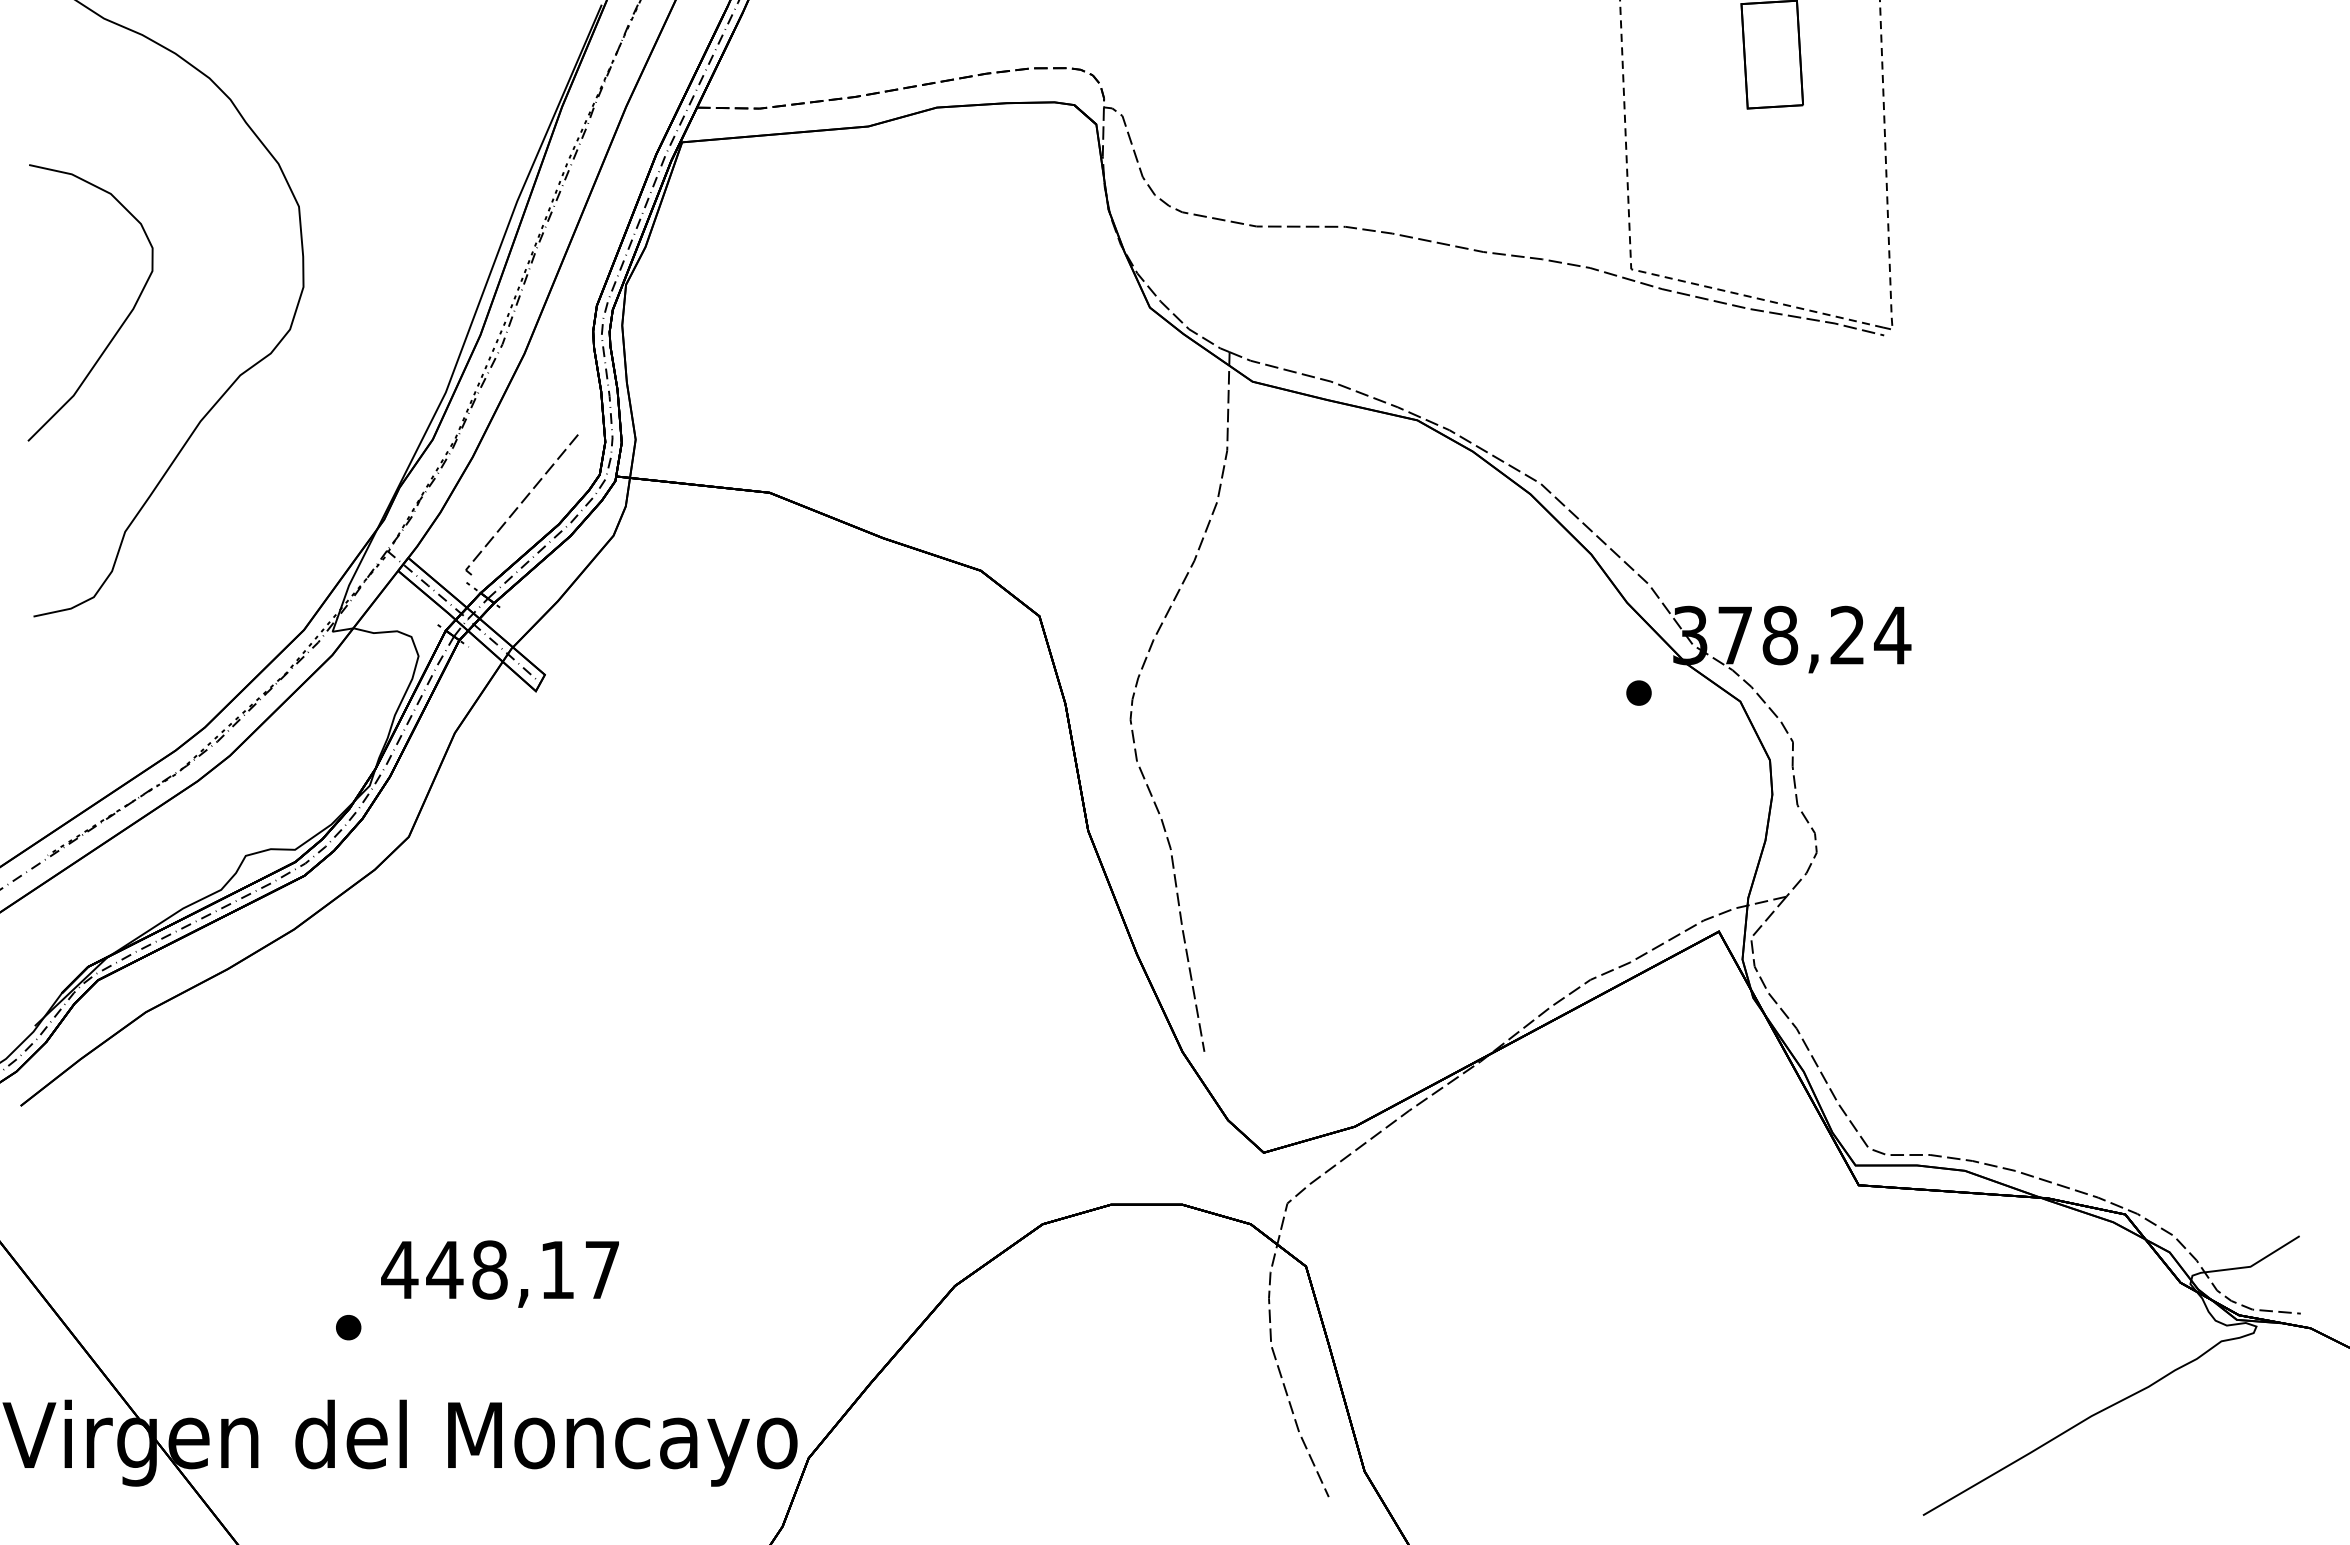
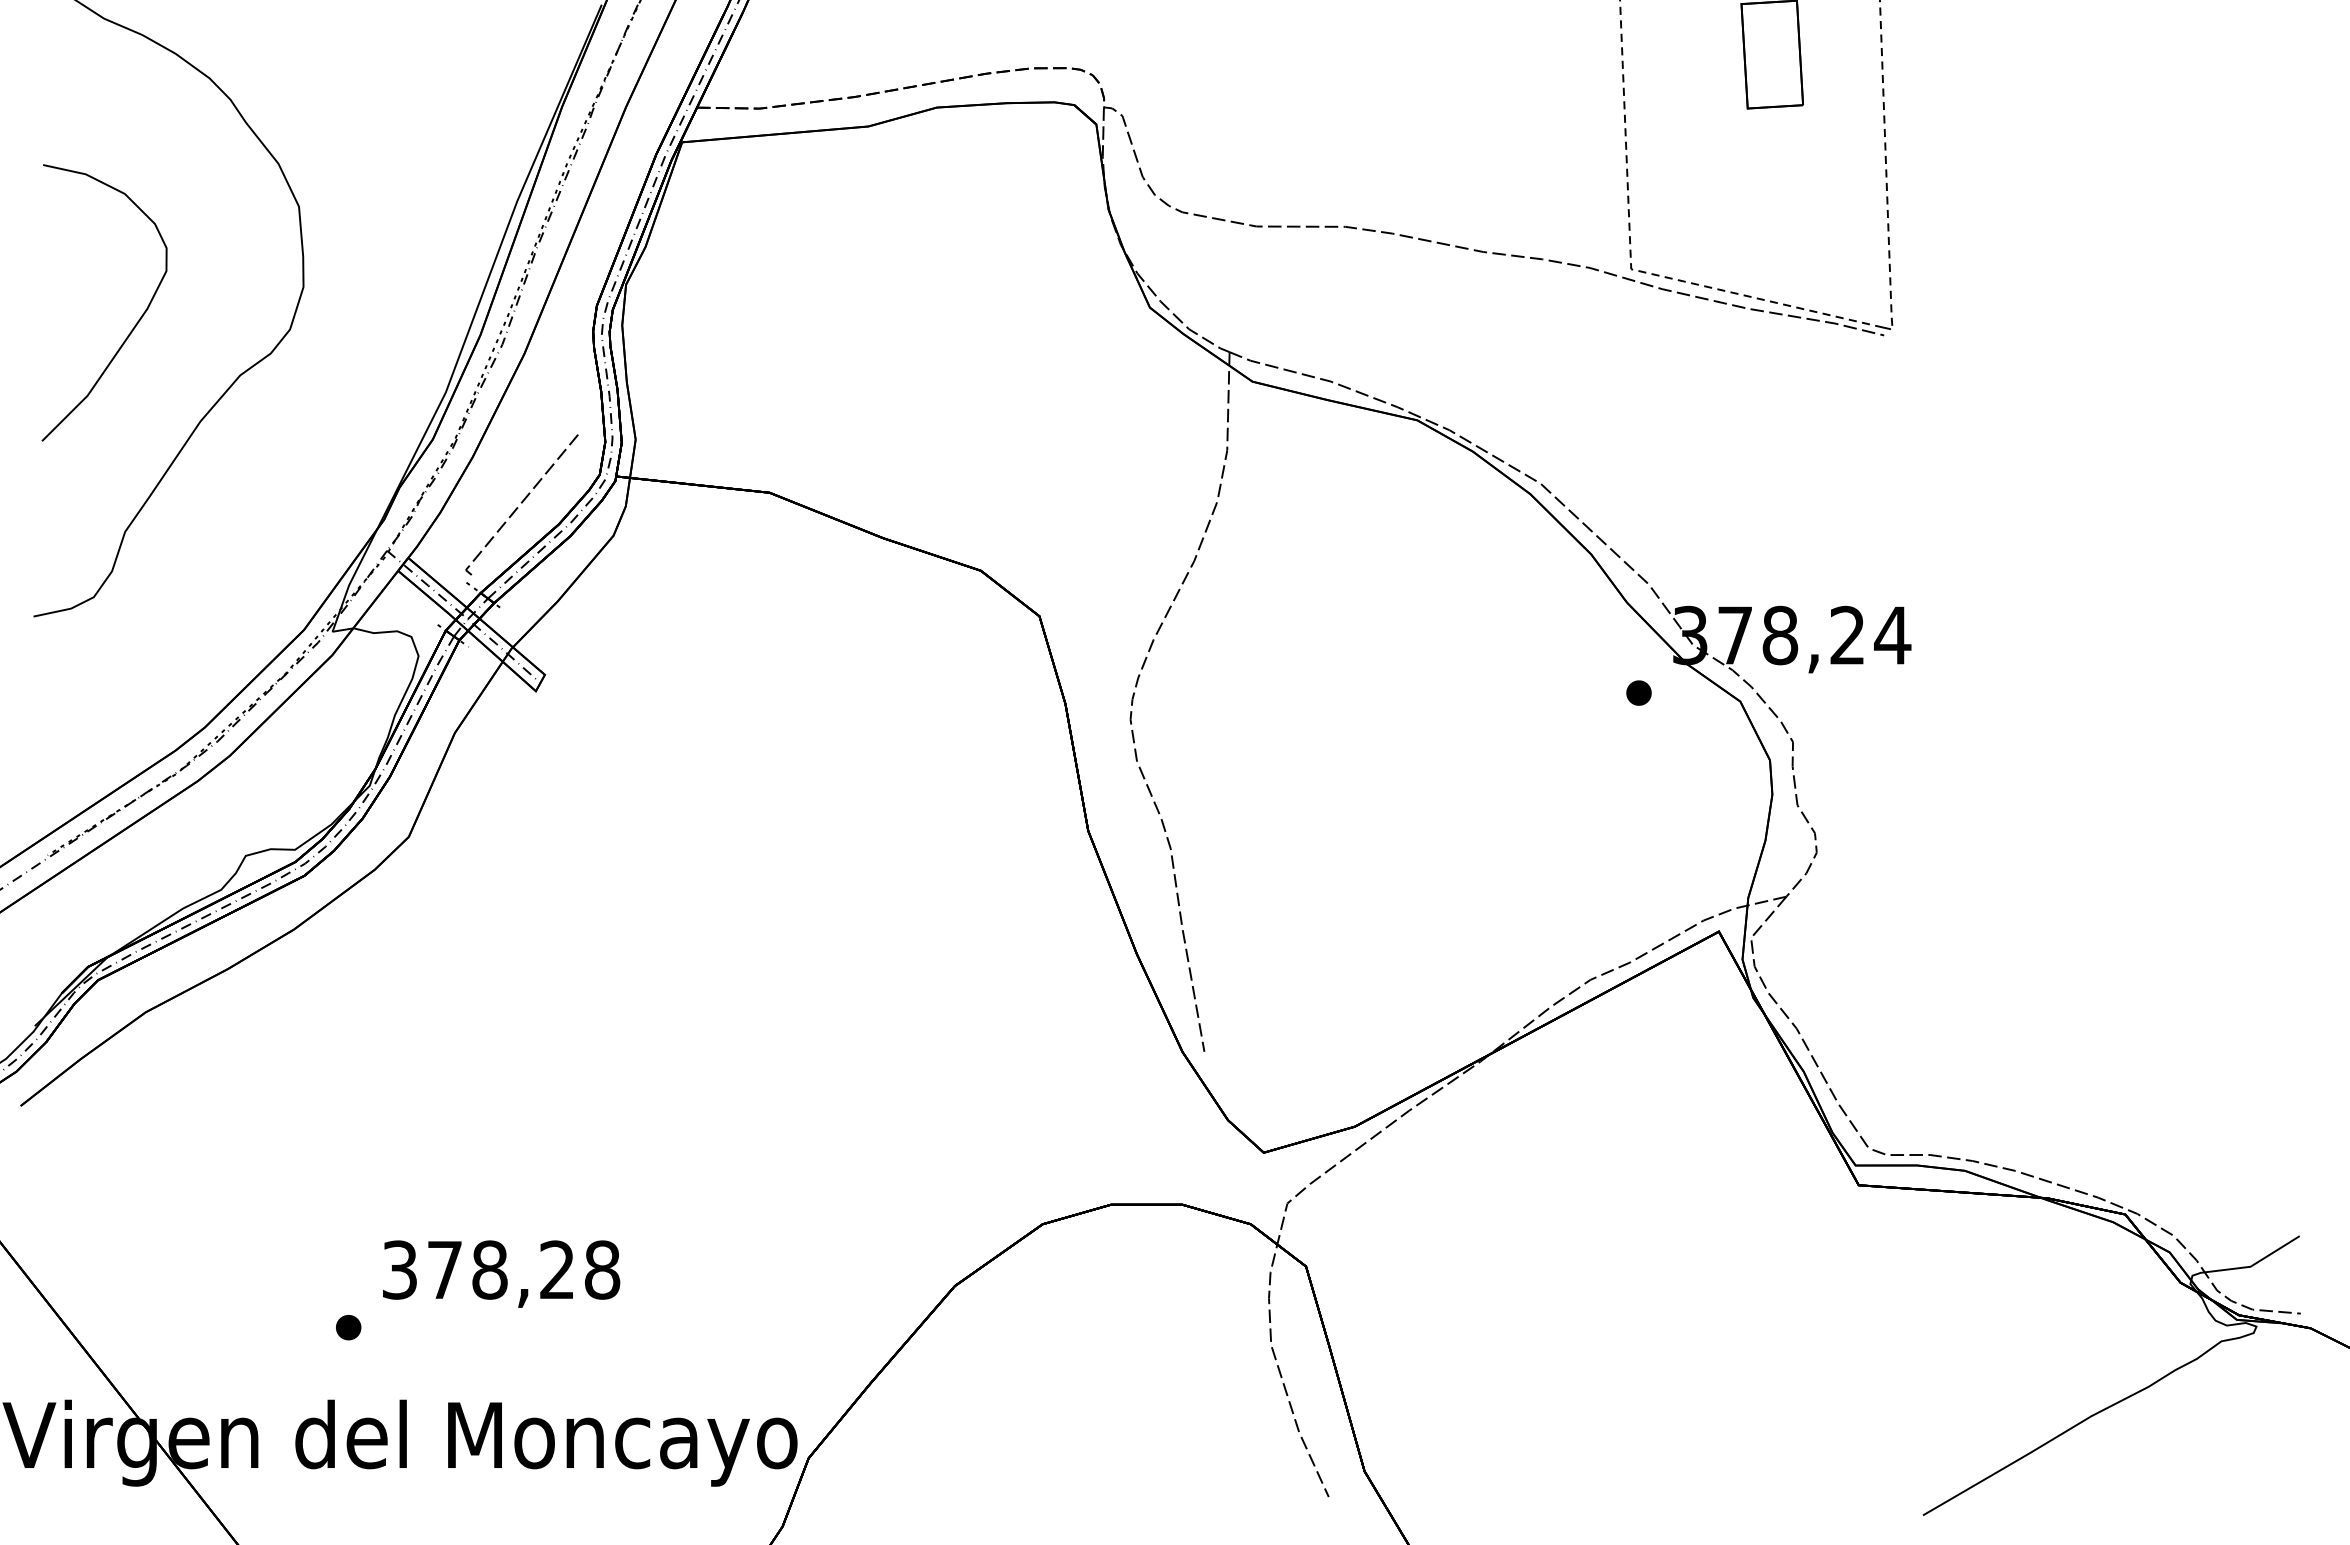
curve position: (122, 322) -> (136, 322) (136, 322)
text: 448,17 -> 378,28 (500, 1269)
